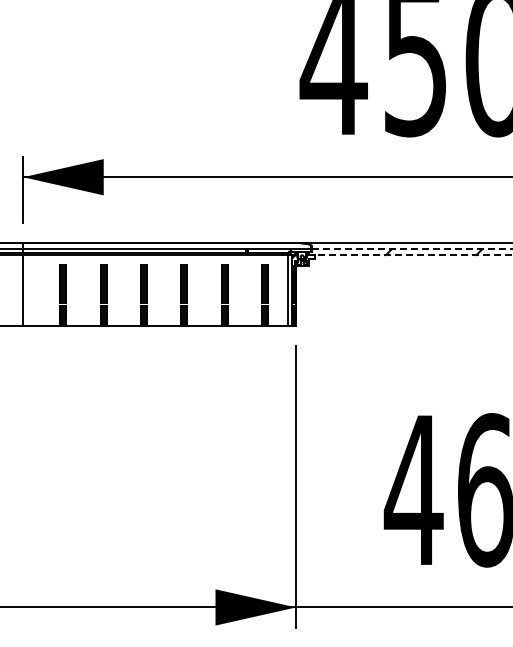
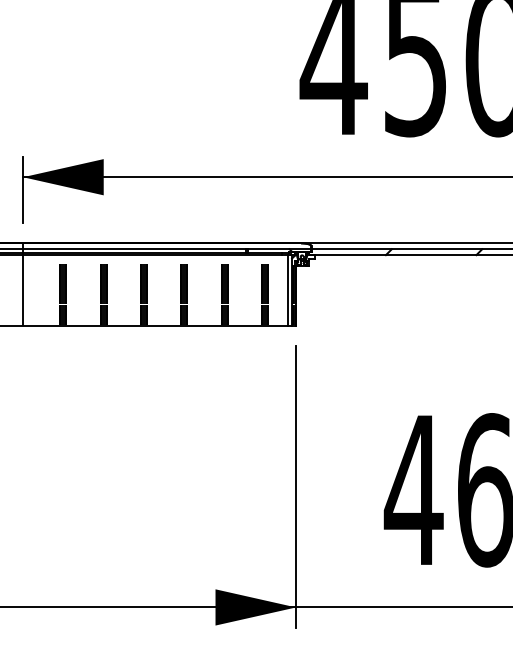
line: dashed -> solid (412, 249)
line: dashed -> solid (409, 255)
